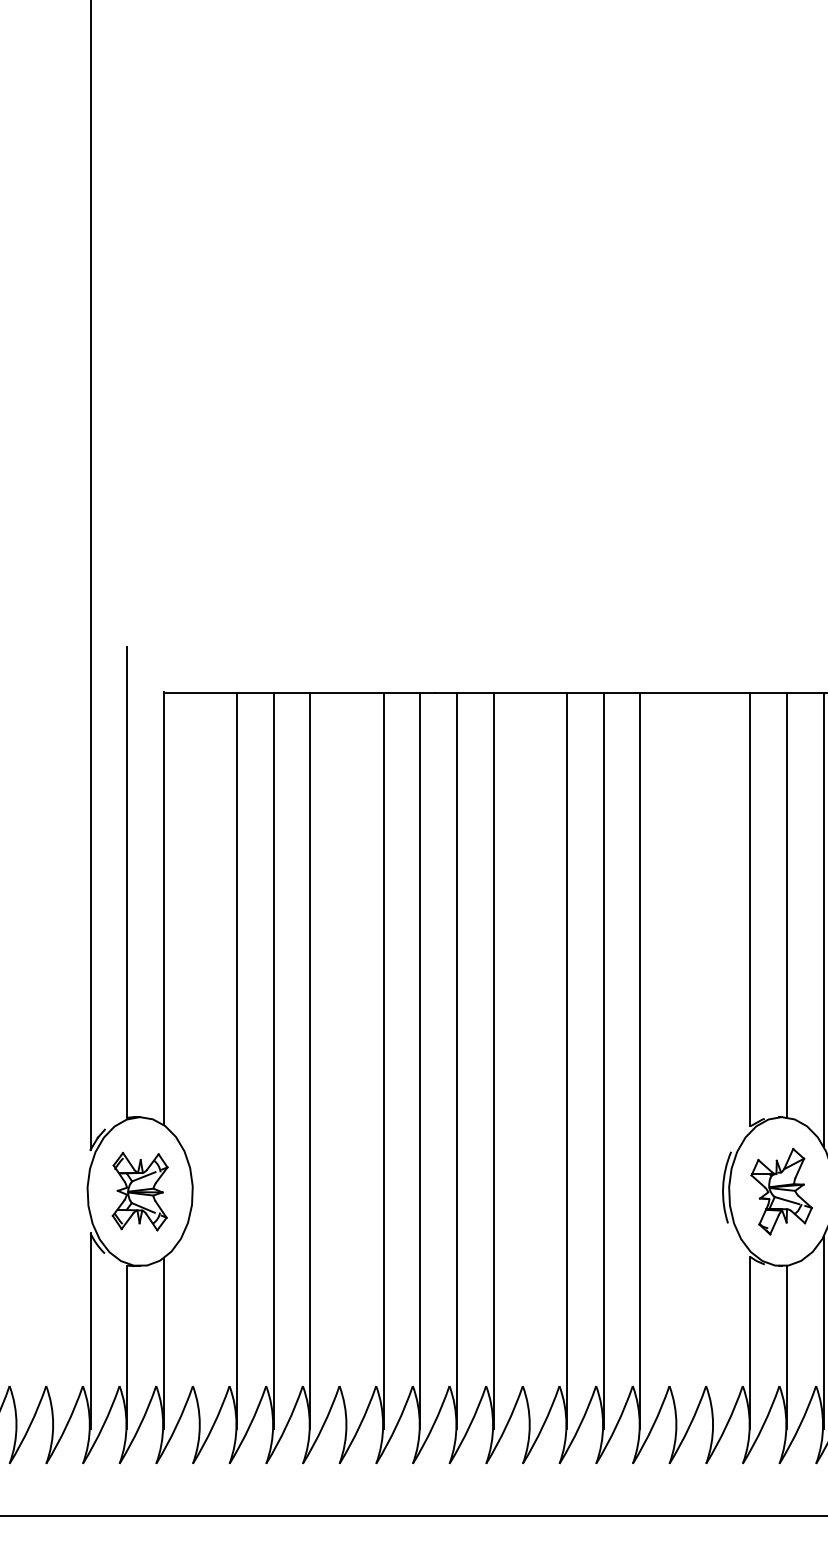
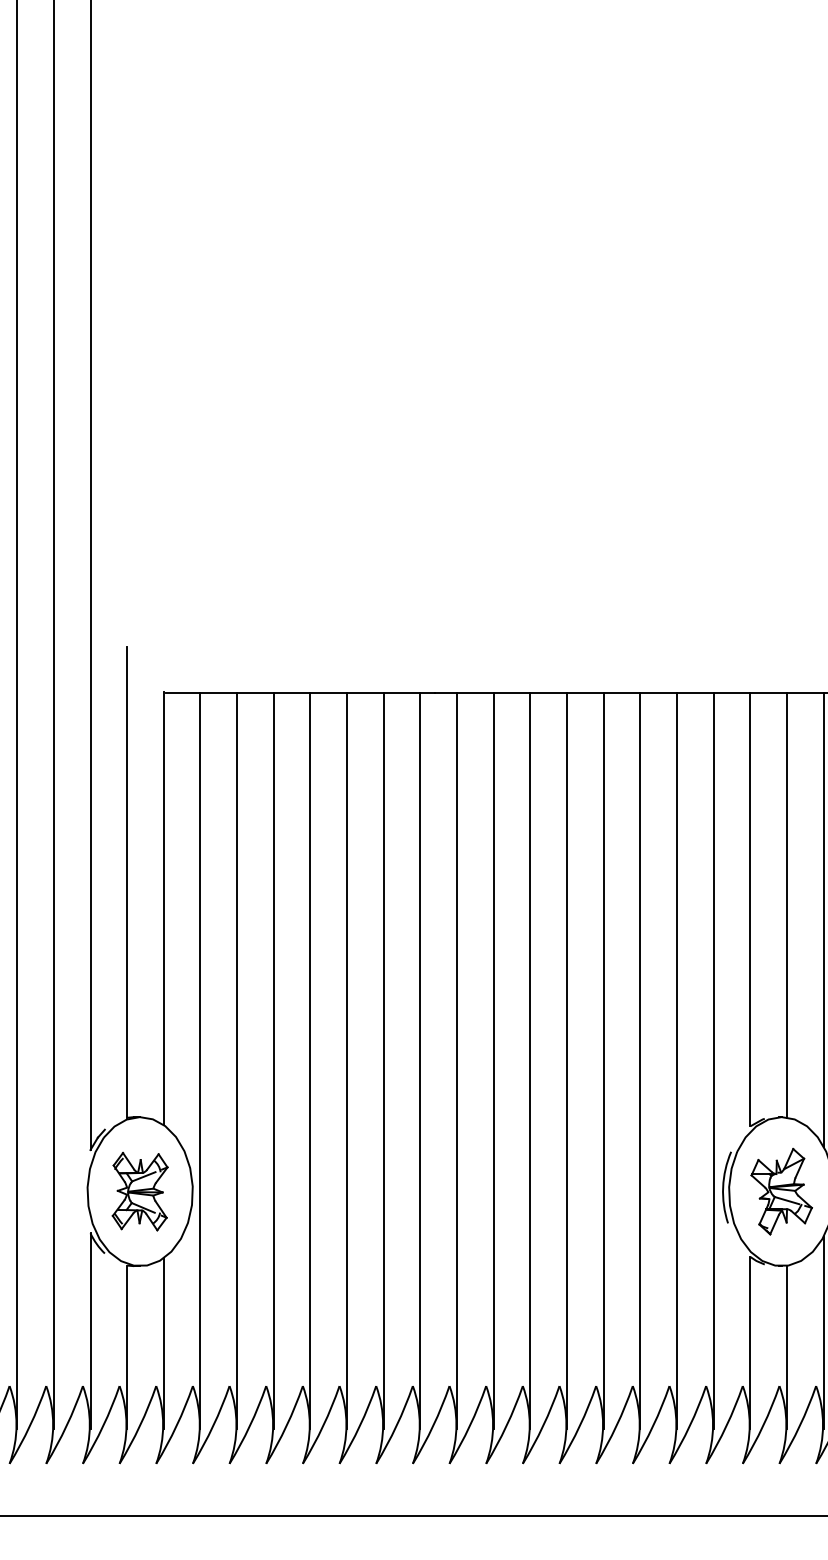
line: none -> present (17, 715)
line: none -> present (53, 715)
line: none -> present (200, 1060)
line: none -> present (347, 1060)
line: none -> present (530, 1060)
line: none -> present (677, 1060)
line: none -> present (713, 1060)
